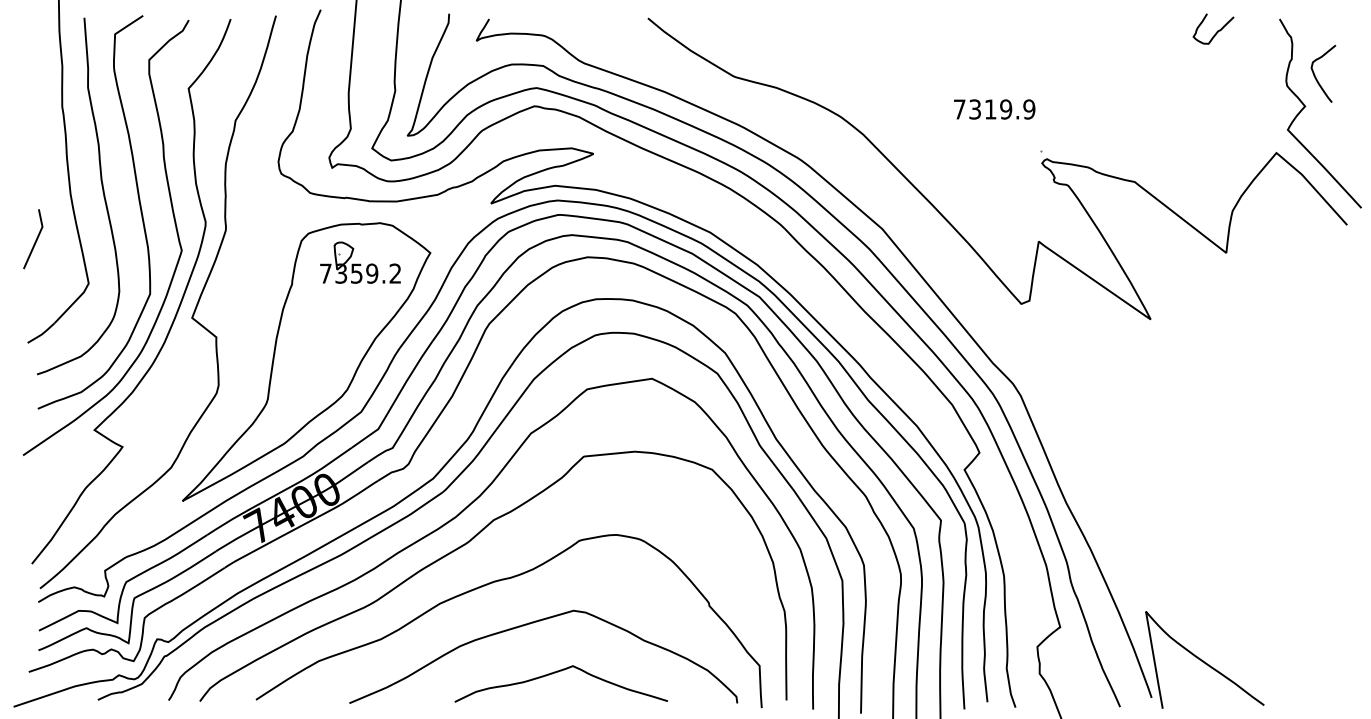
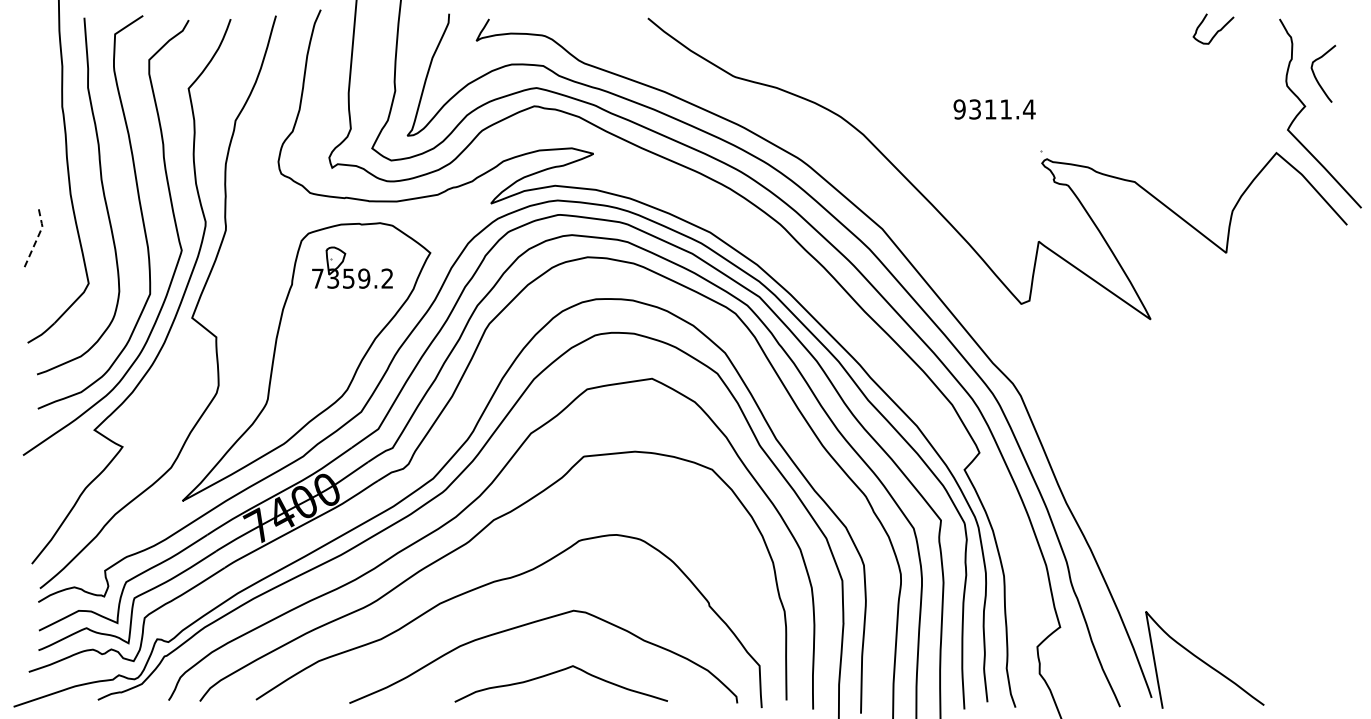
text: 7319.9 -> 9311.4 (994, 109)
line: solid -> dashed (37, 238)
part position: (360, 262) -> (352, 267) (352, 267)
